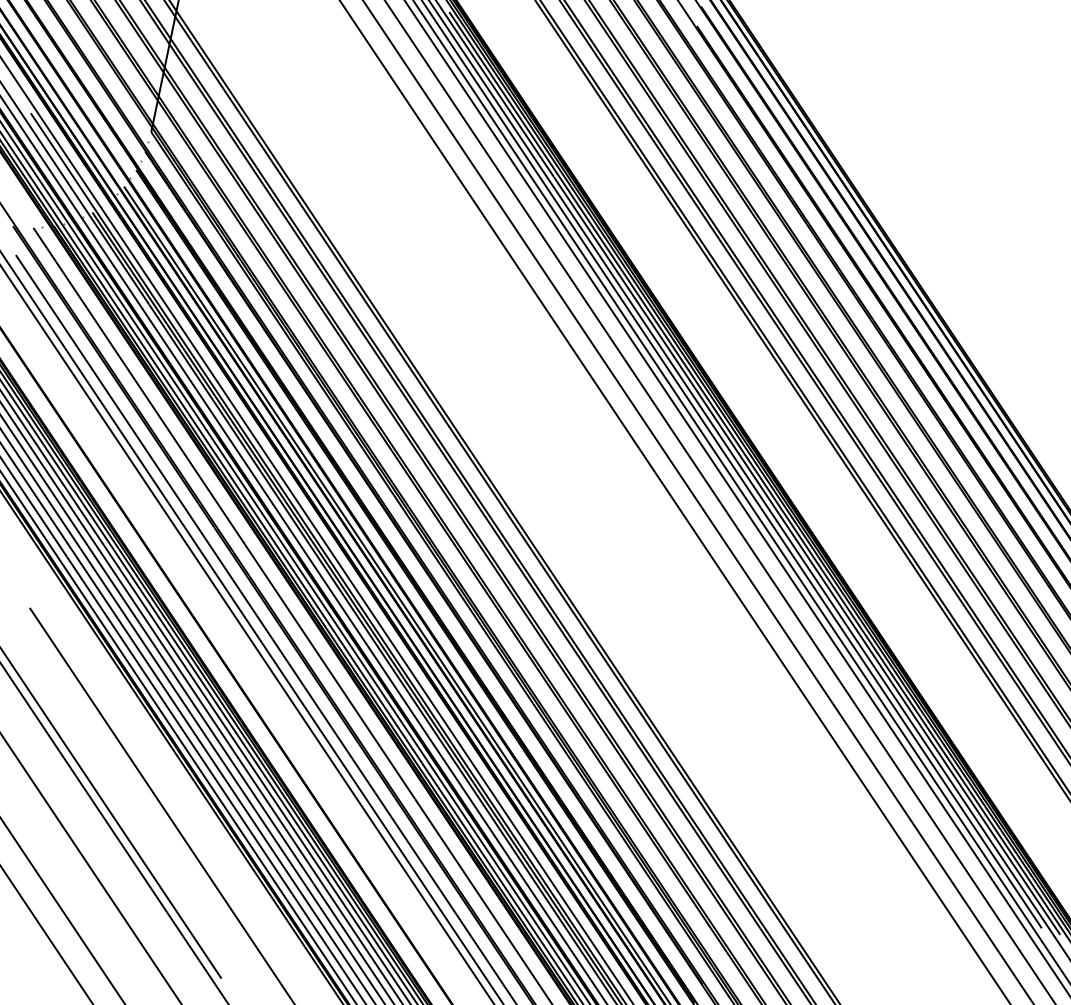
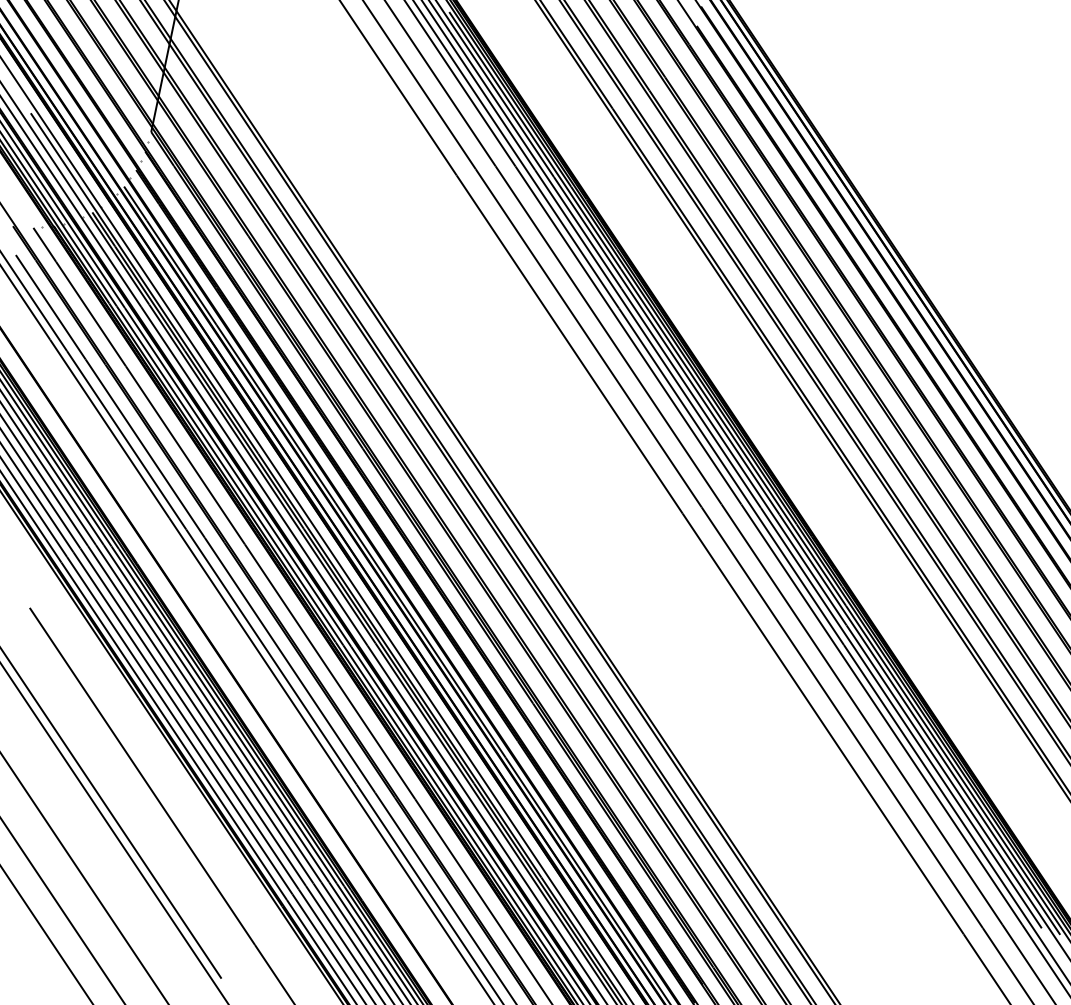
line position: (90, 868) -> (84, 878) (84, 878)
